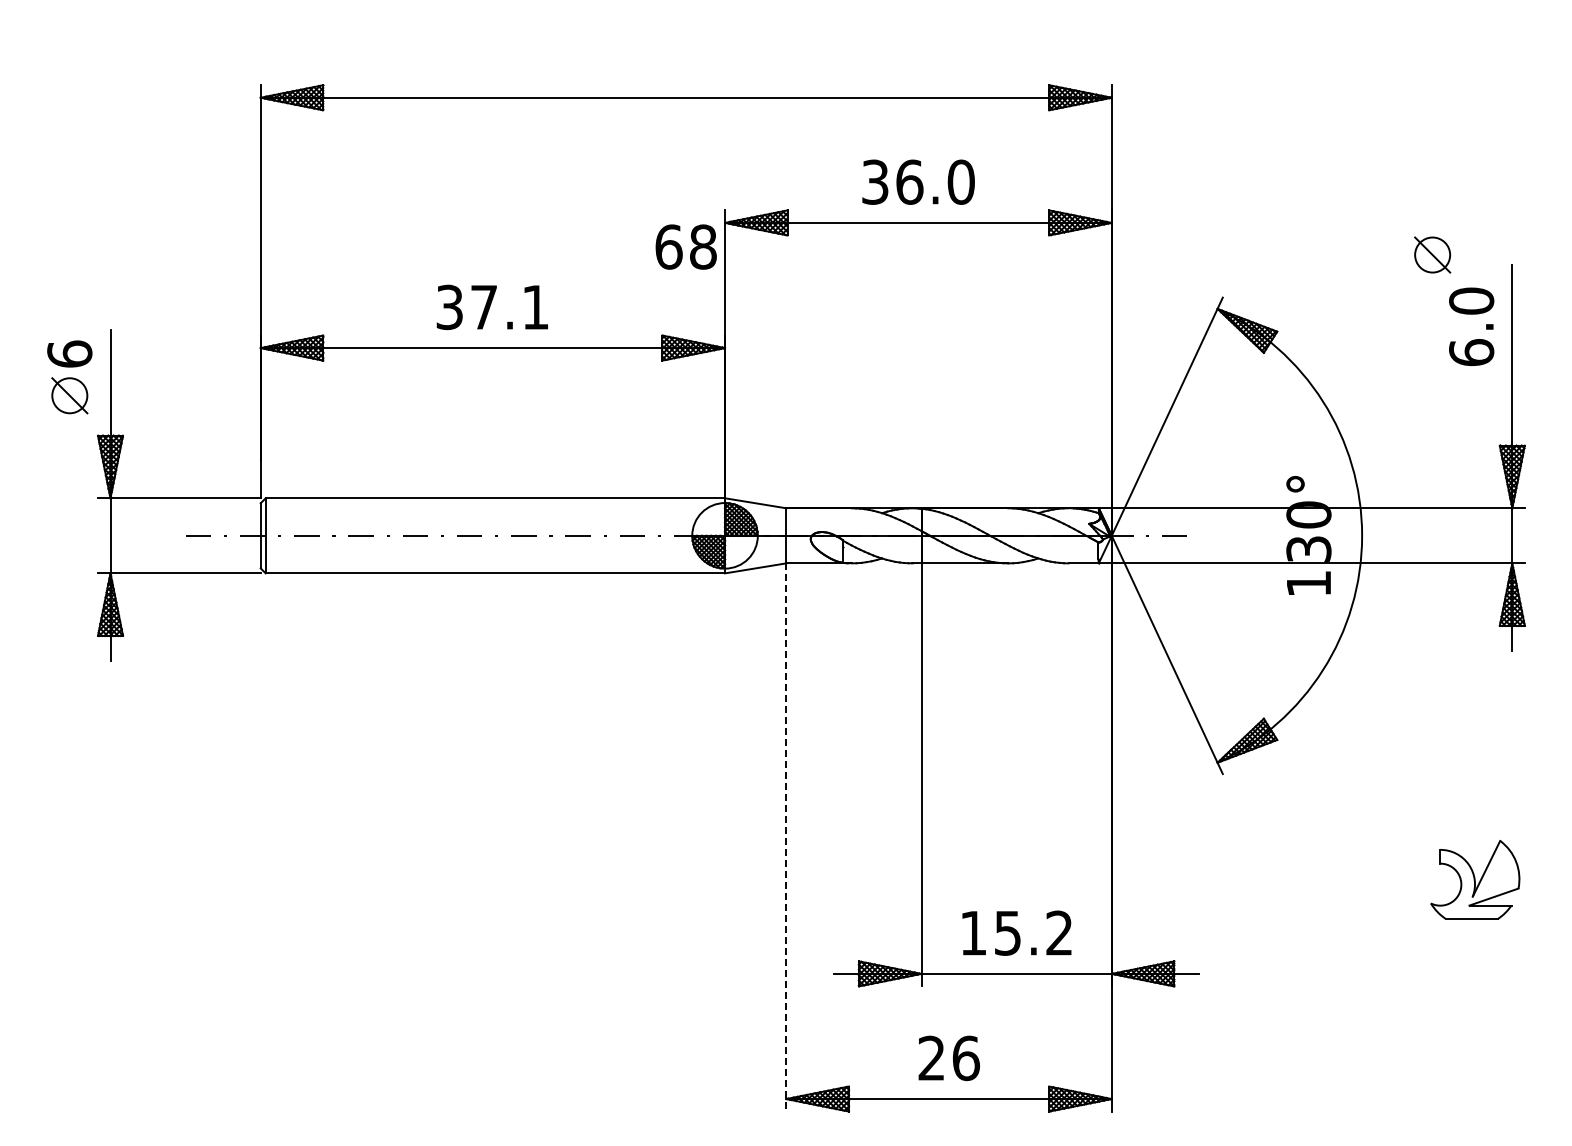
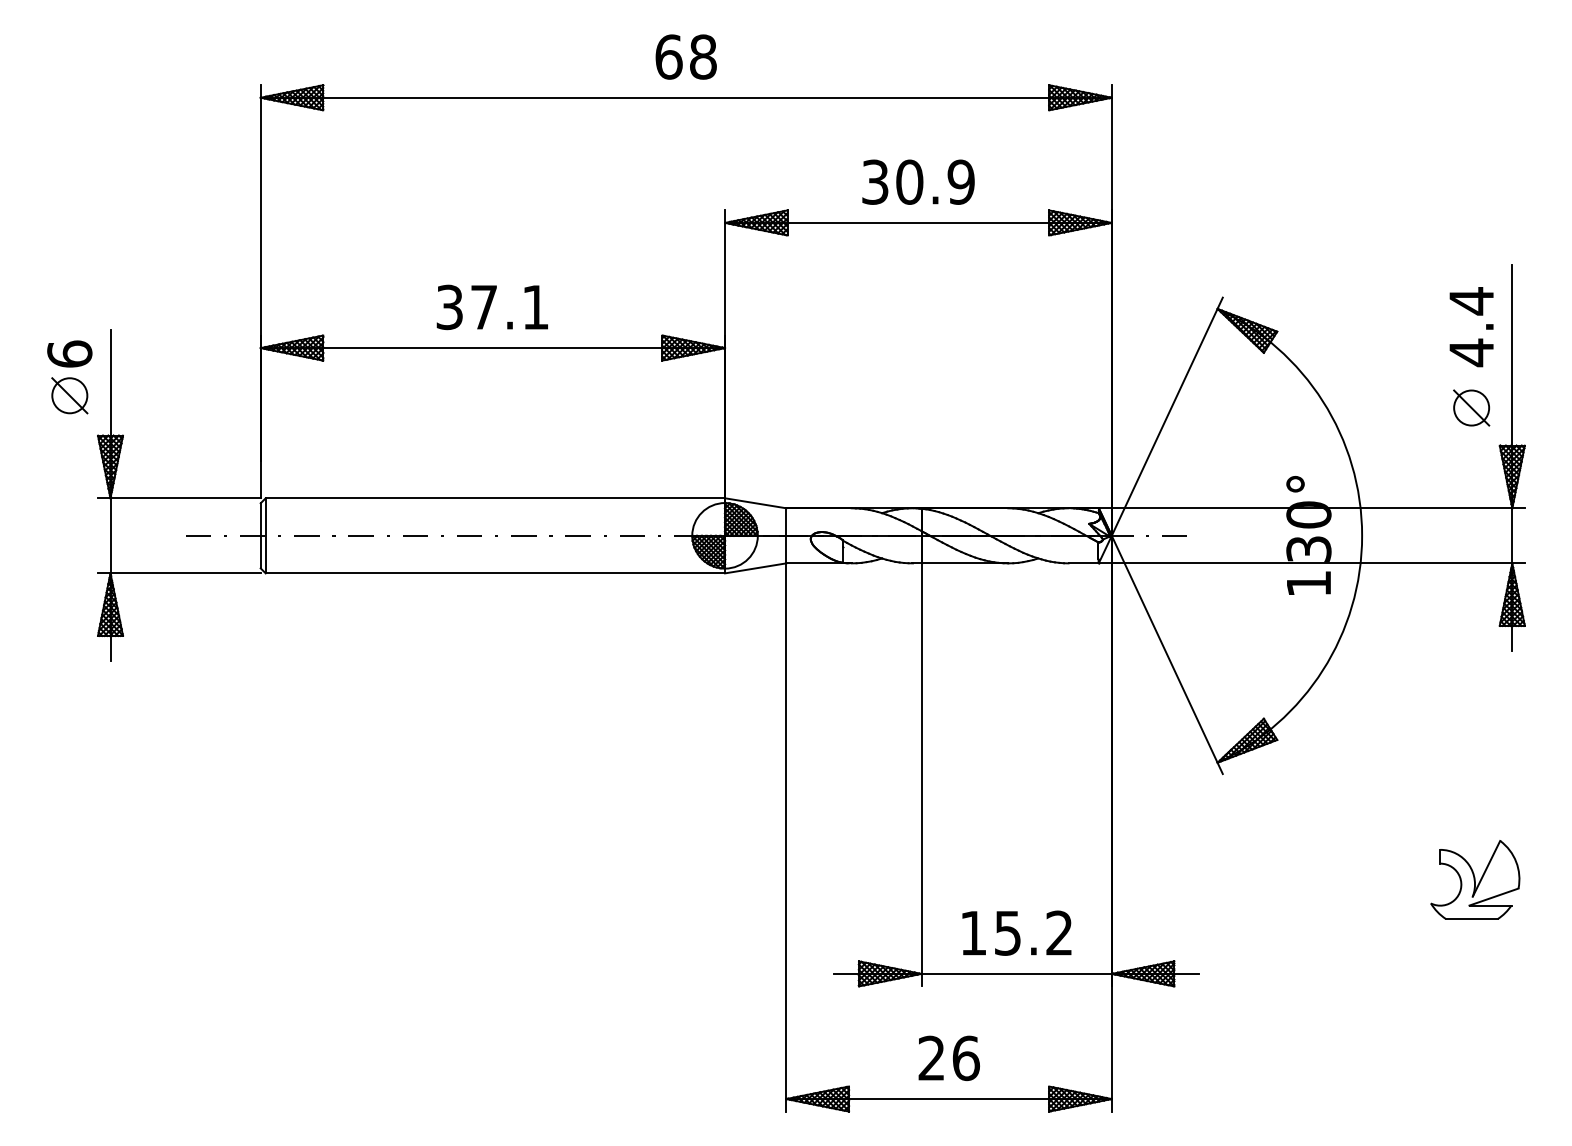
text: 36.0 -> 30.9 (935, 181)
text position: (685, 246) -> (685, 56) (685, 56)
part position: (1432, 254) -> (1471, 407) (1471, 407)
text: 6.0 -> 4.4 (1471, 327)
line: dashed -> solid (786, 837)
